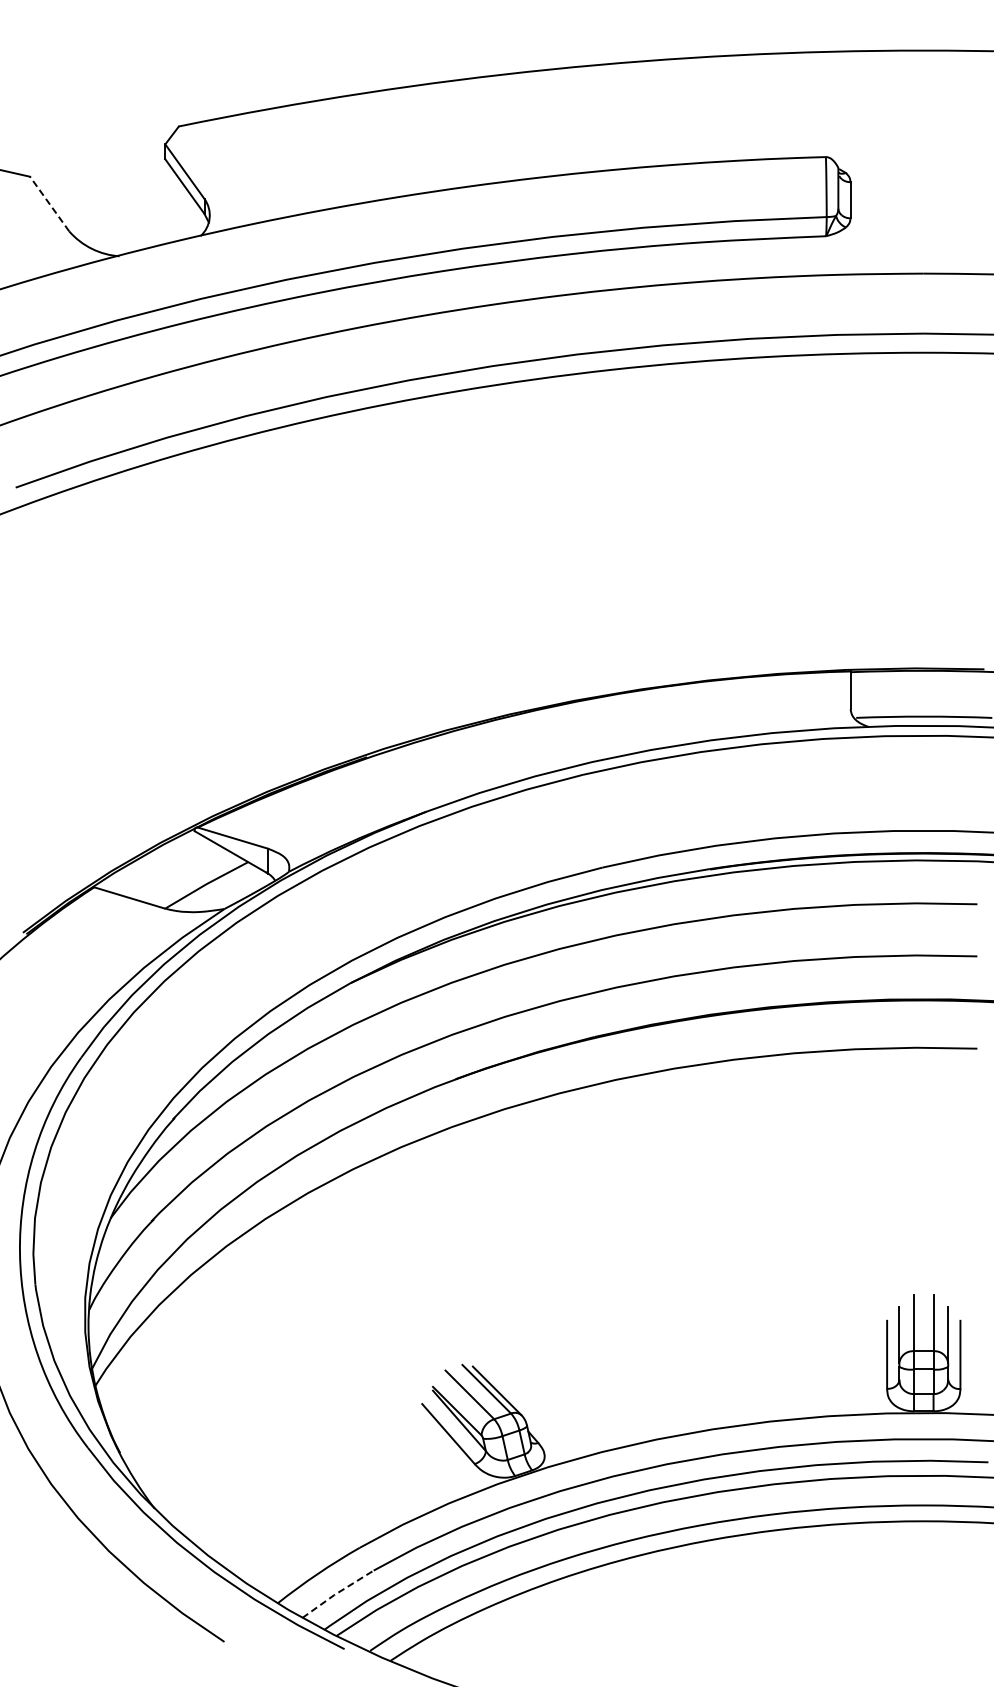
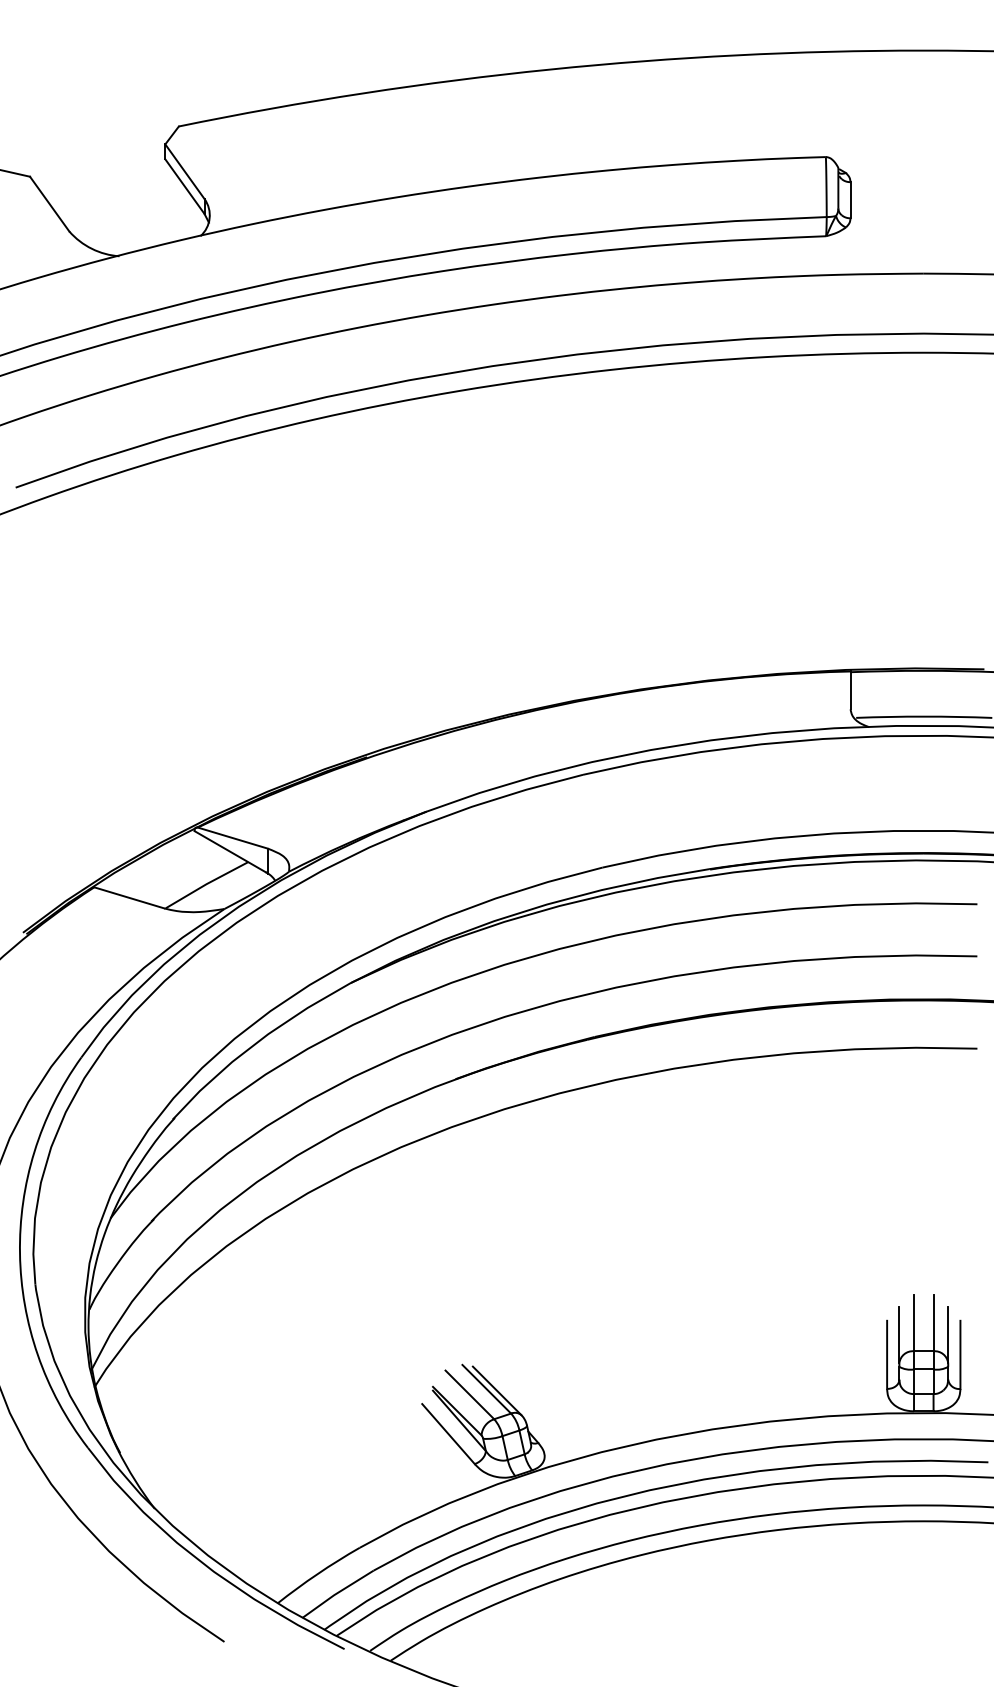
line: dashed -> solid (49, 204)
line: dashed -> solid (337, 1593)
